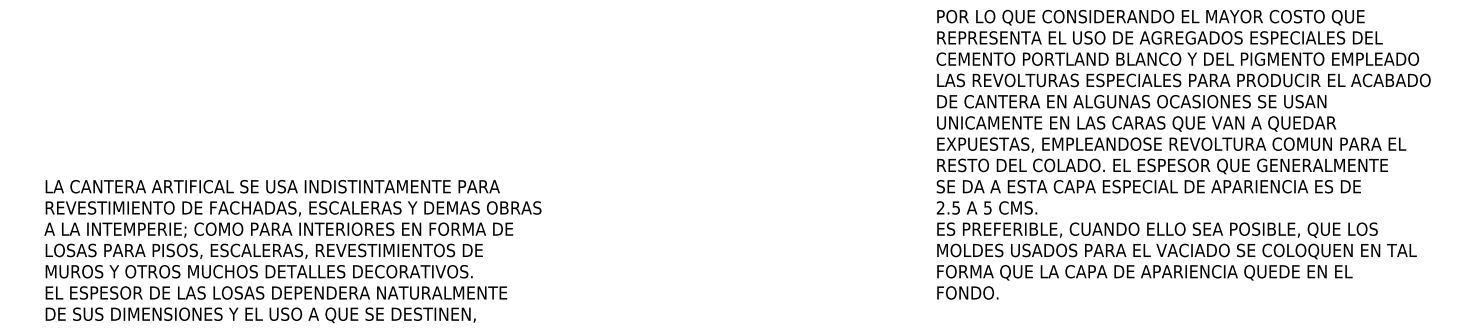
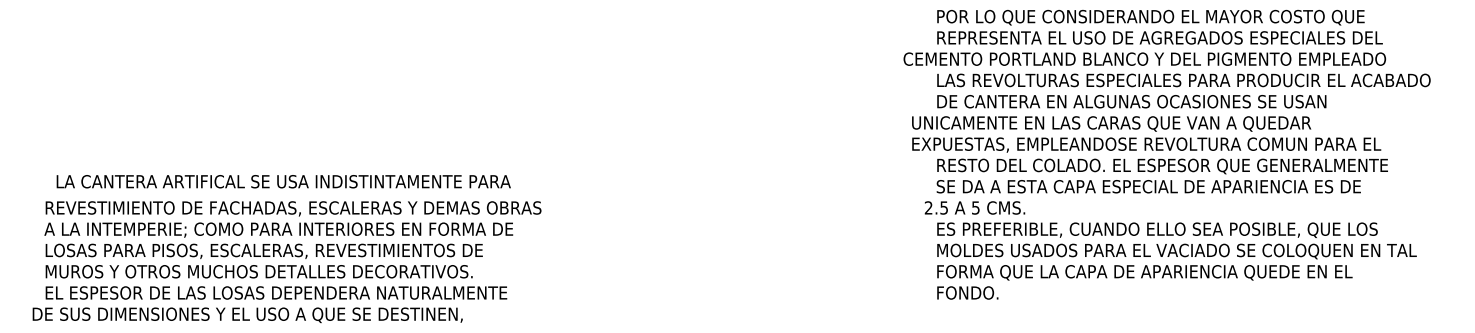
text position: (1177, 58) -> (1144, 58) (1144, 58)
text position: (1171, 134) -> (1146, 134) (1146, 134)
text position: (272, 186) -> (283, 181) (283, 181)
text position: (986, 207) -> (974, 207) (974, 207)
text position: (260, 315) -> (247, 315) (247, 315)
